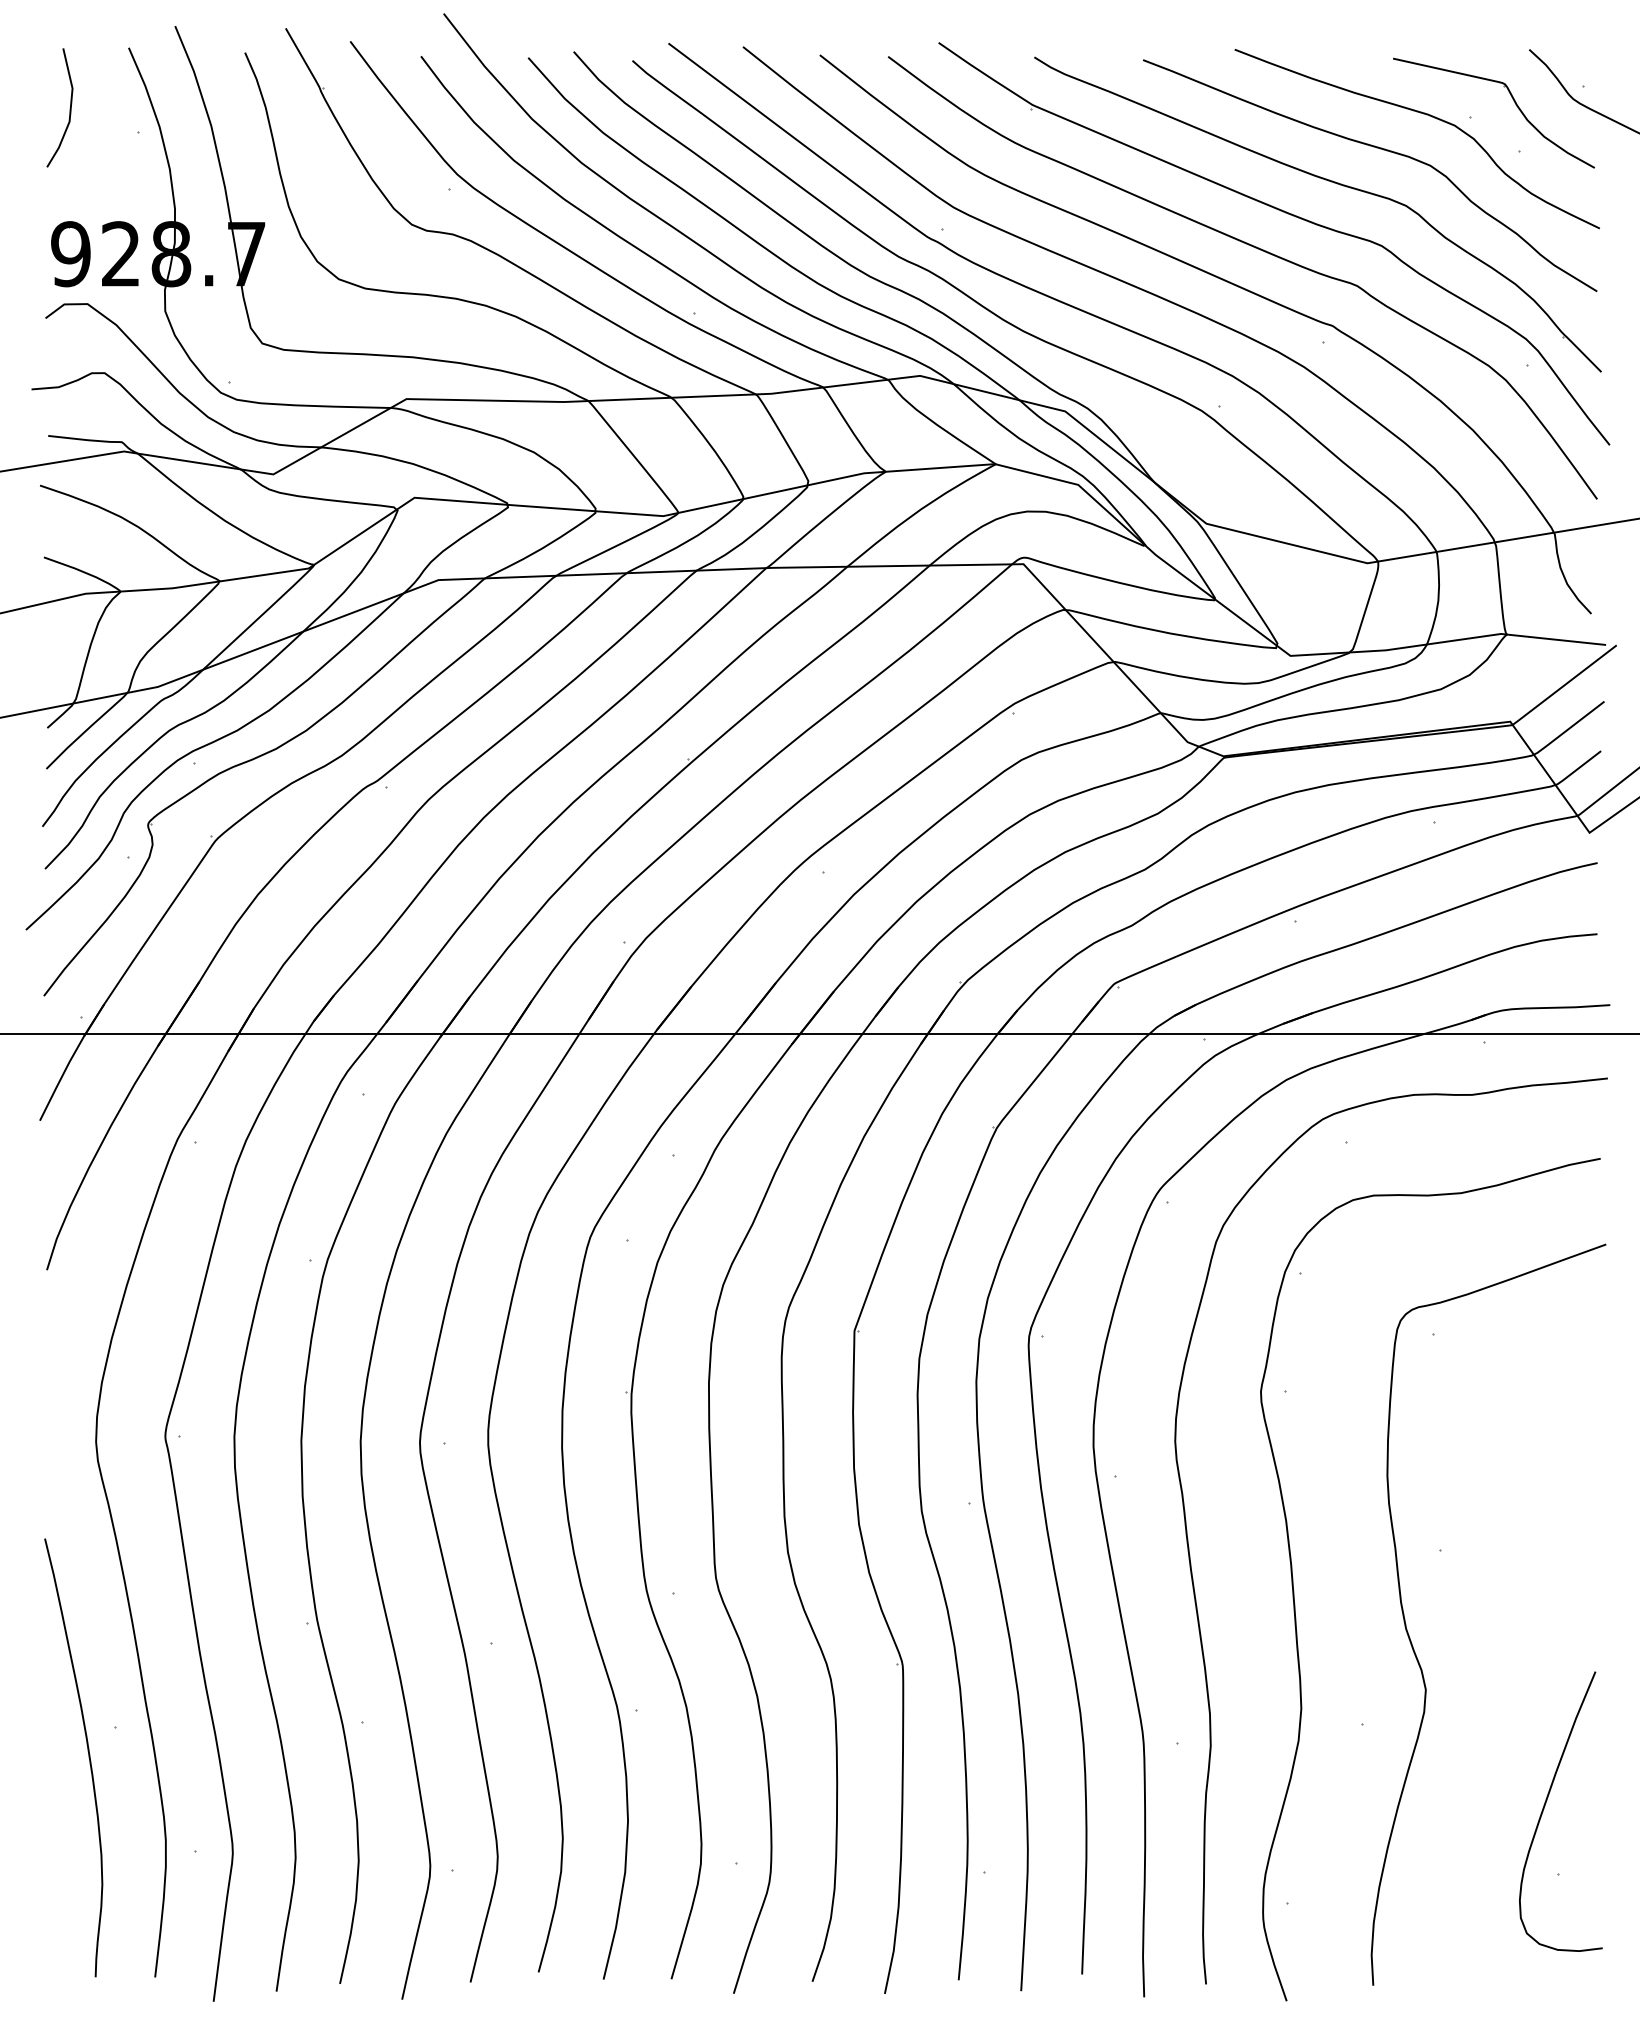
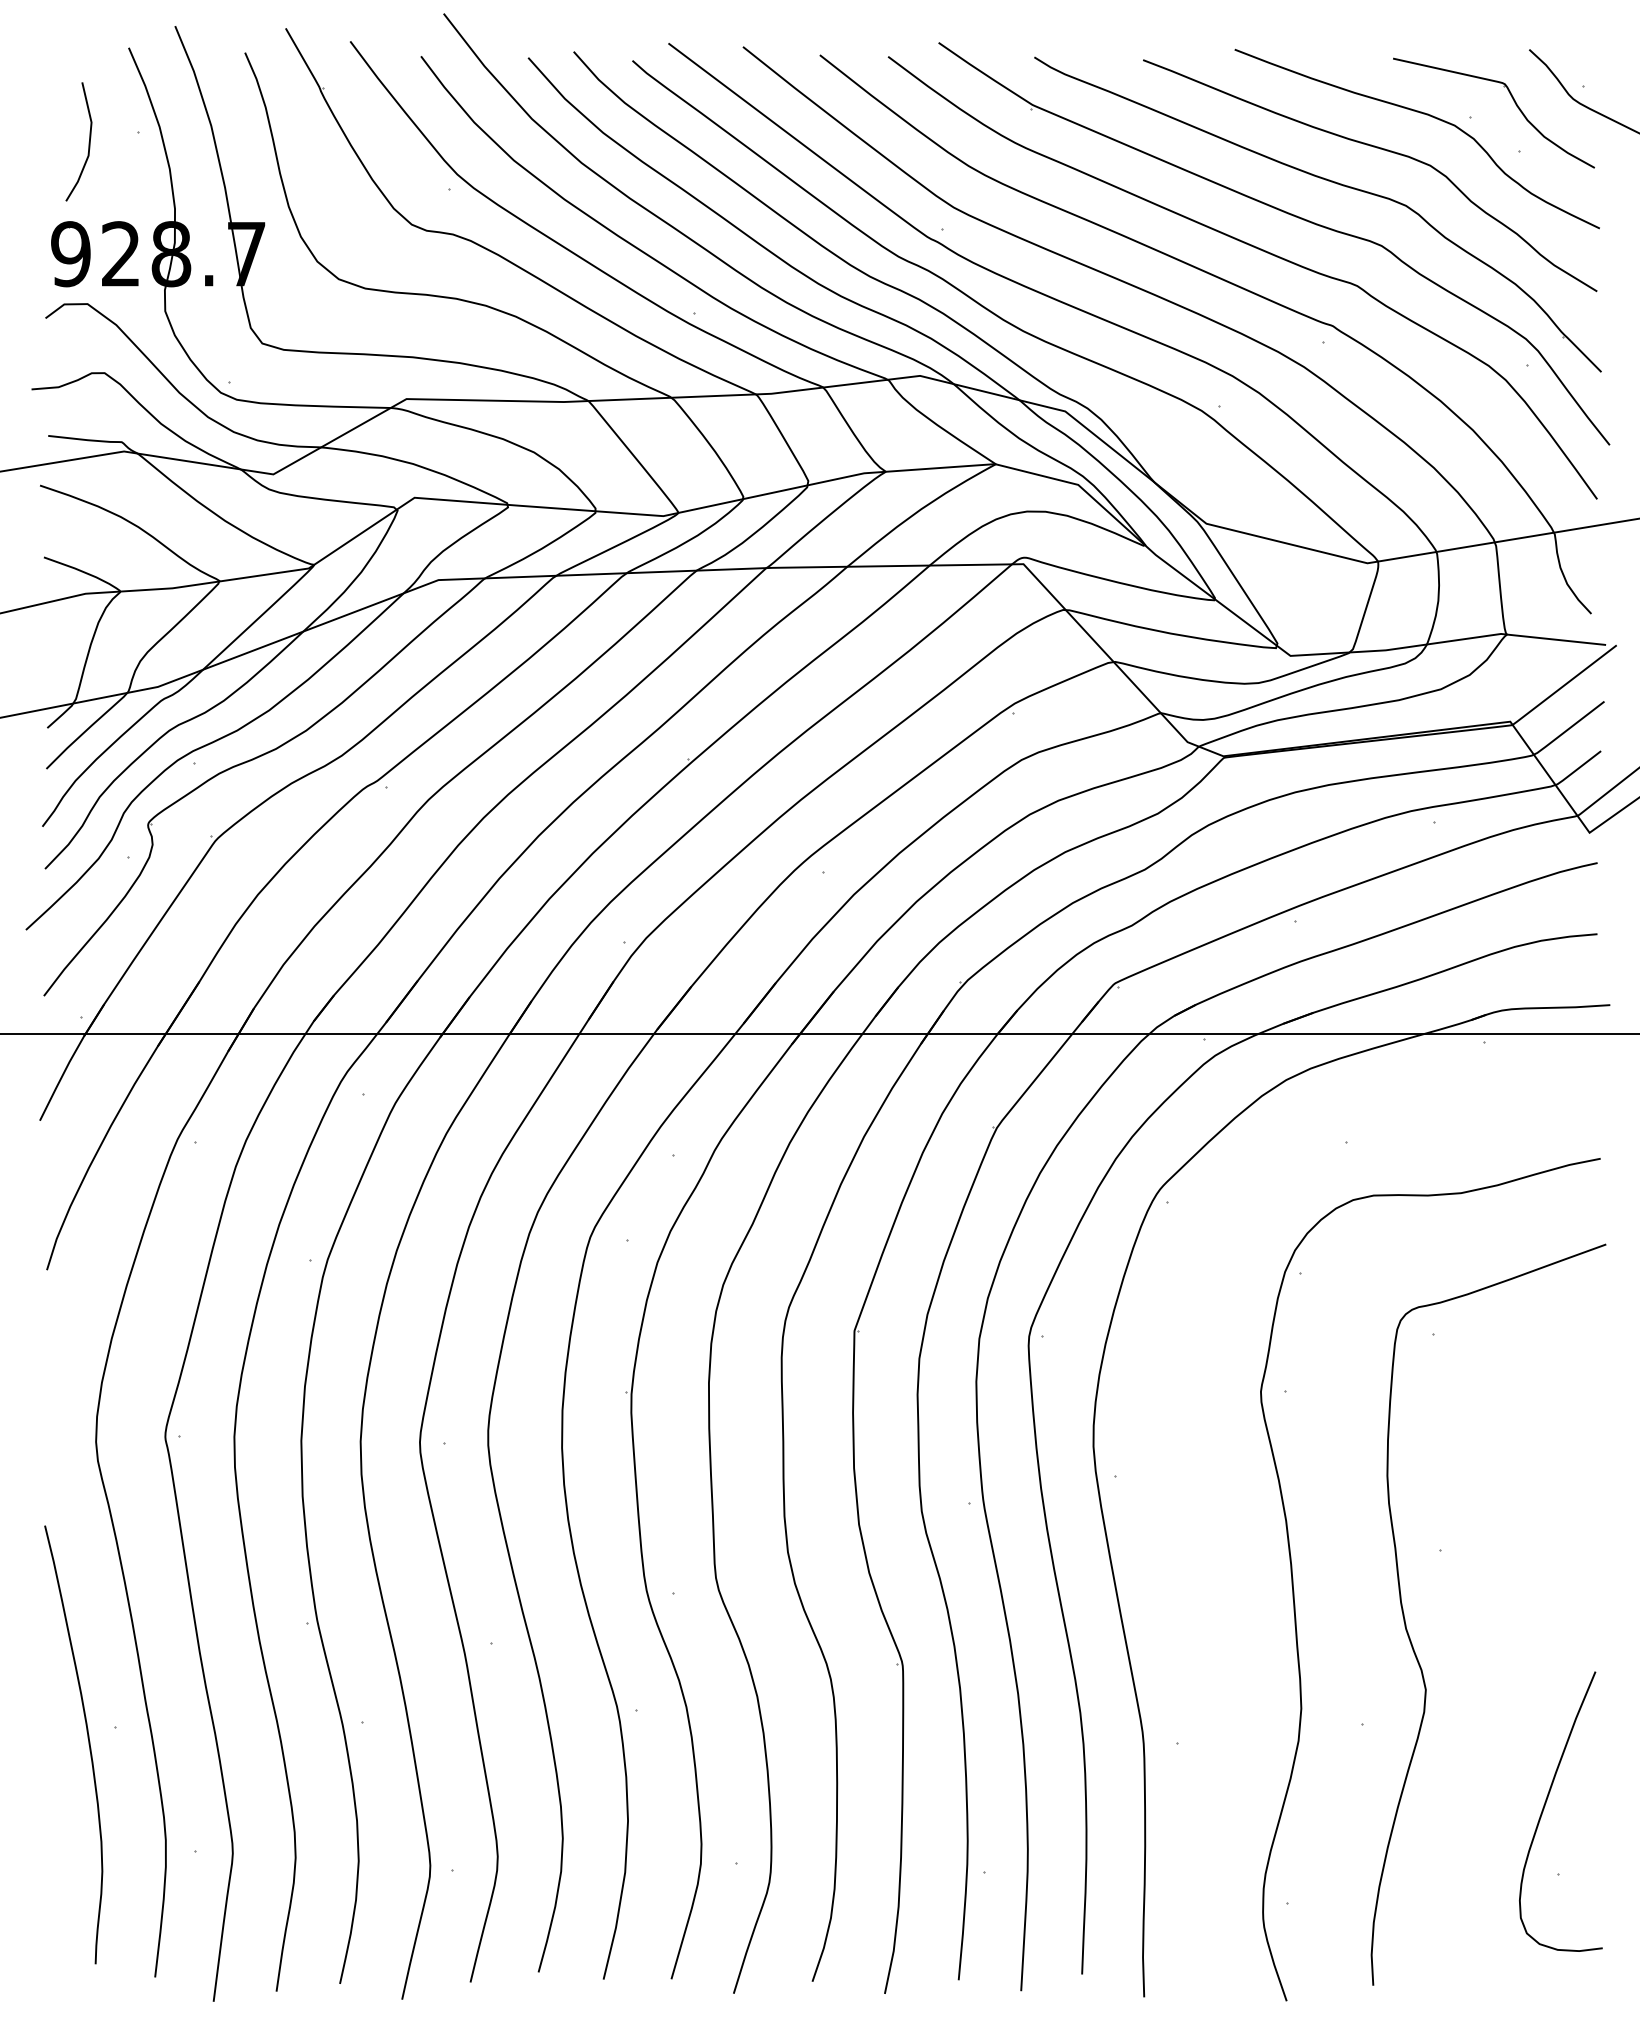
line position: (69, 108) -> (88, 142) (88, 142)
curve: present -> none (1190, 1555)
curve position: (88, 1757) -> (88, 1744) (88, 1744)
